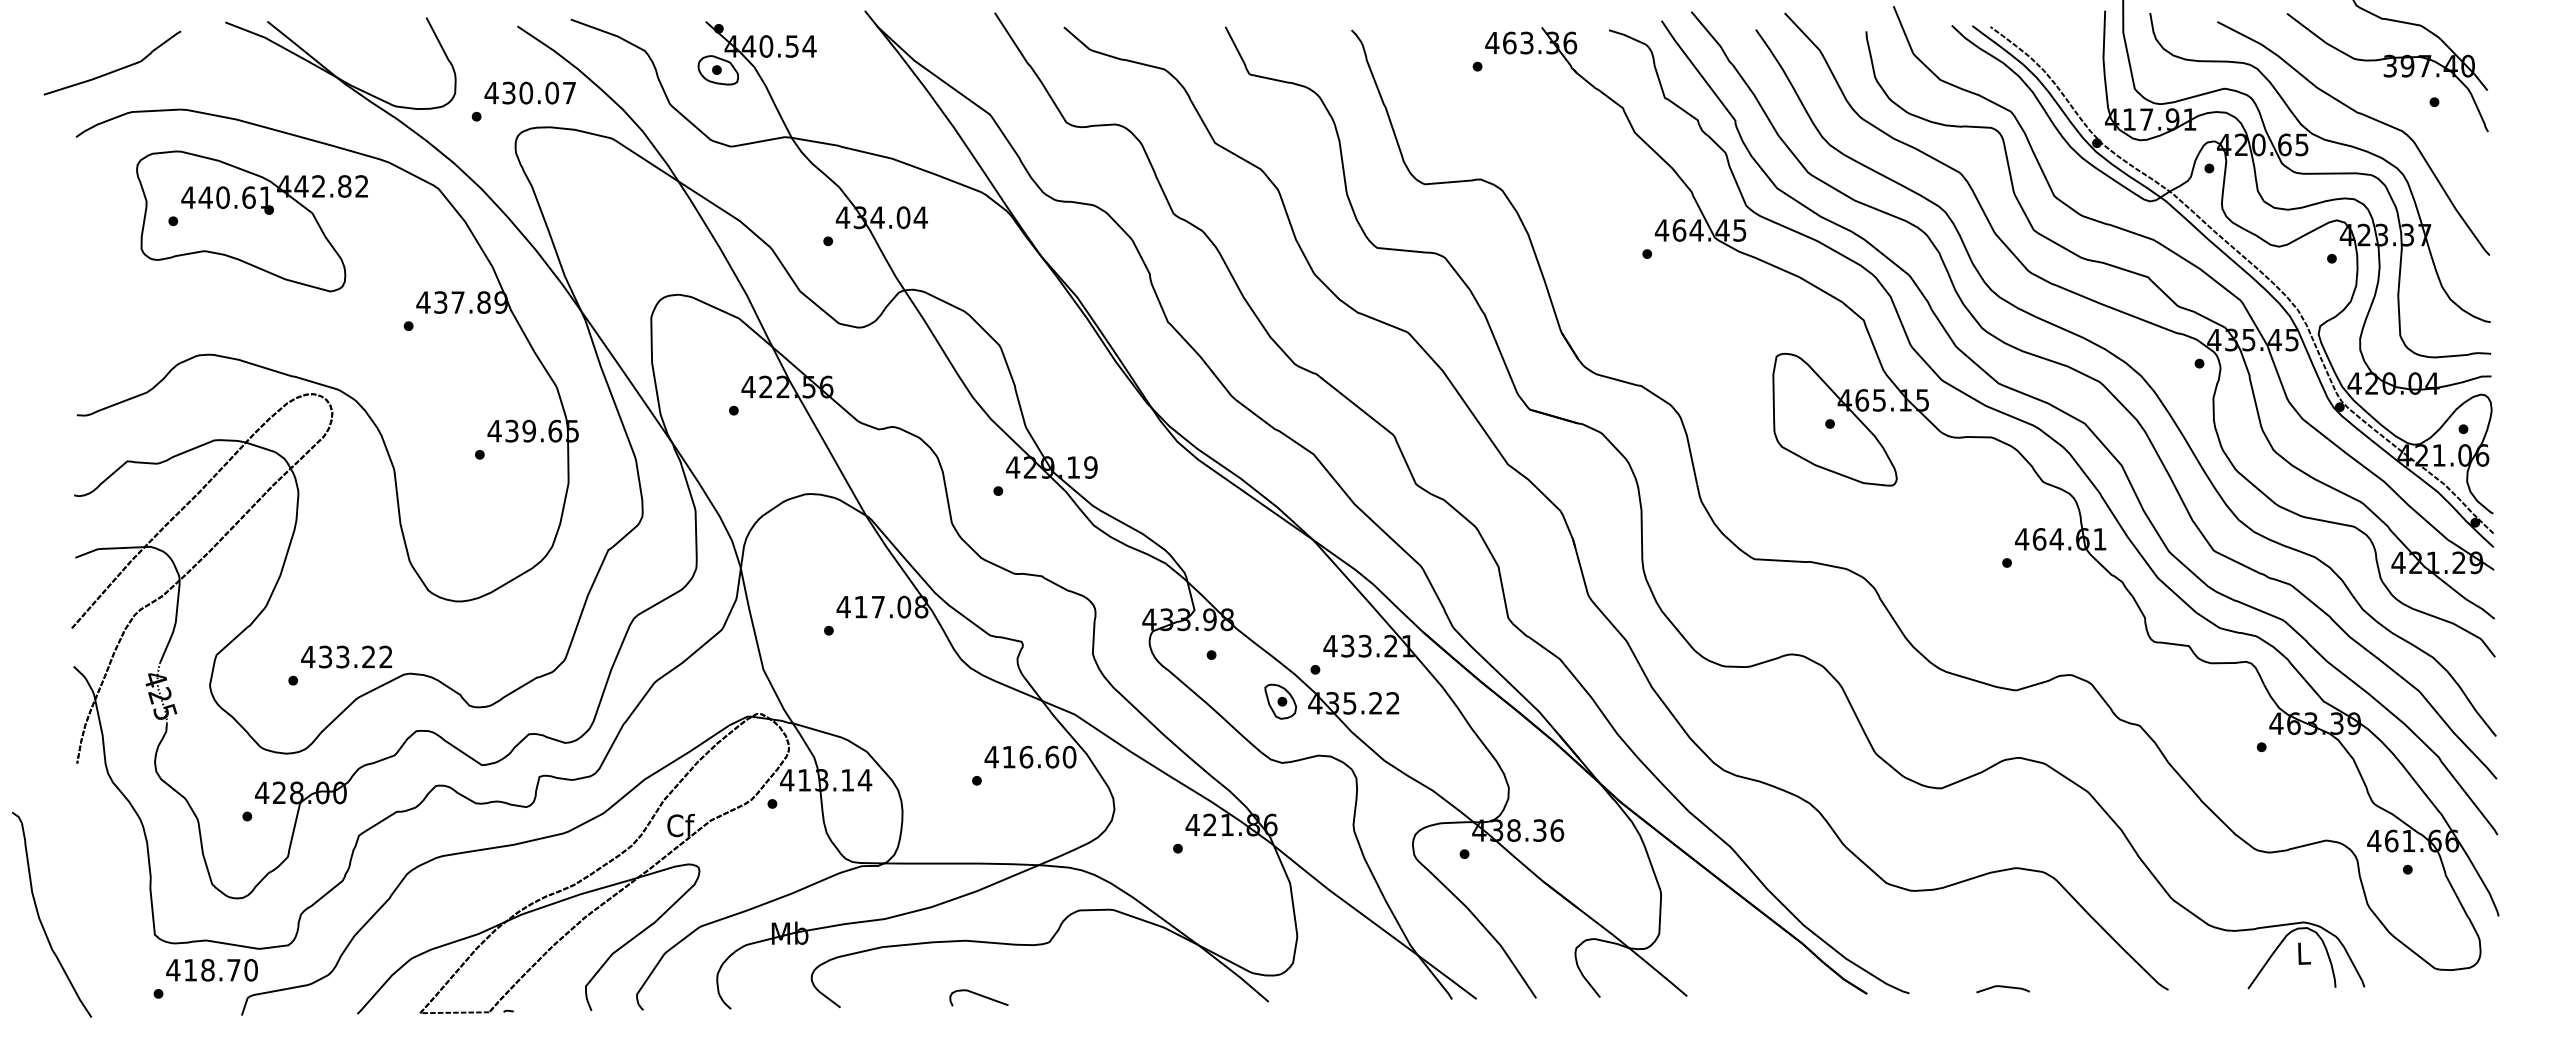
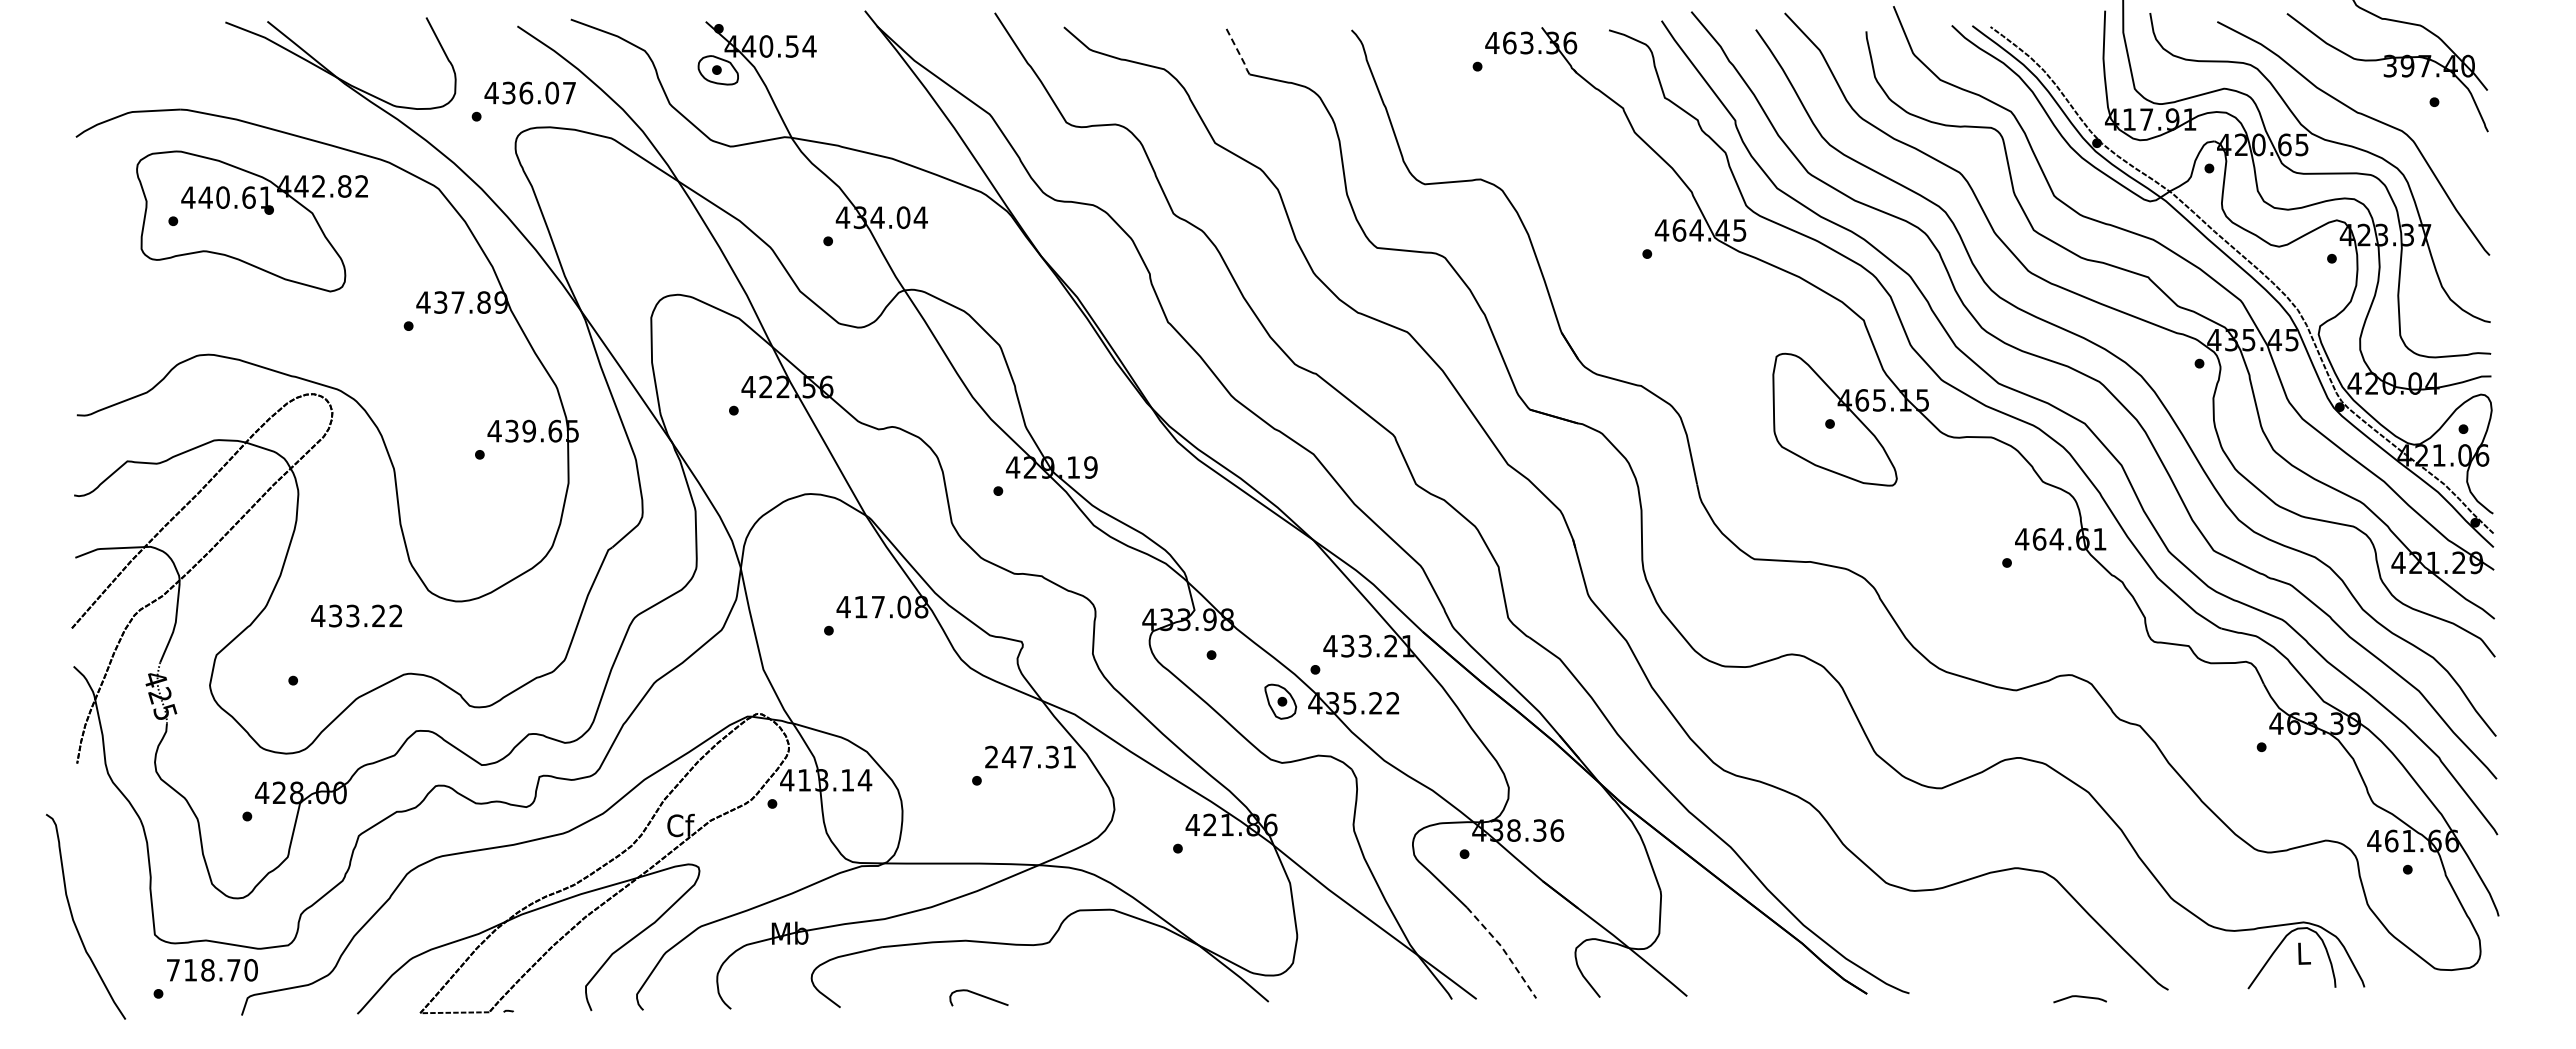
line: solid -> dashed (1238, 52)
curve: present -> none (116, 69)
text: 430.07 -> 436.07 (526, 92)
text position: (346, 656) -> (356, 615) (356, 615)
text: 416.60 -> 247.31 (1030, 756)
curve position: (41, 920) -> (75, 922) (75, 922)
line: solid -> dashed (1504, 950)
text: 418.70 -> 718.70 (173, 970)
curve position: (2002, 987) -> (2079, 997) (2079, 997)
